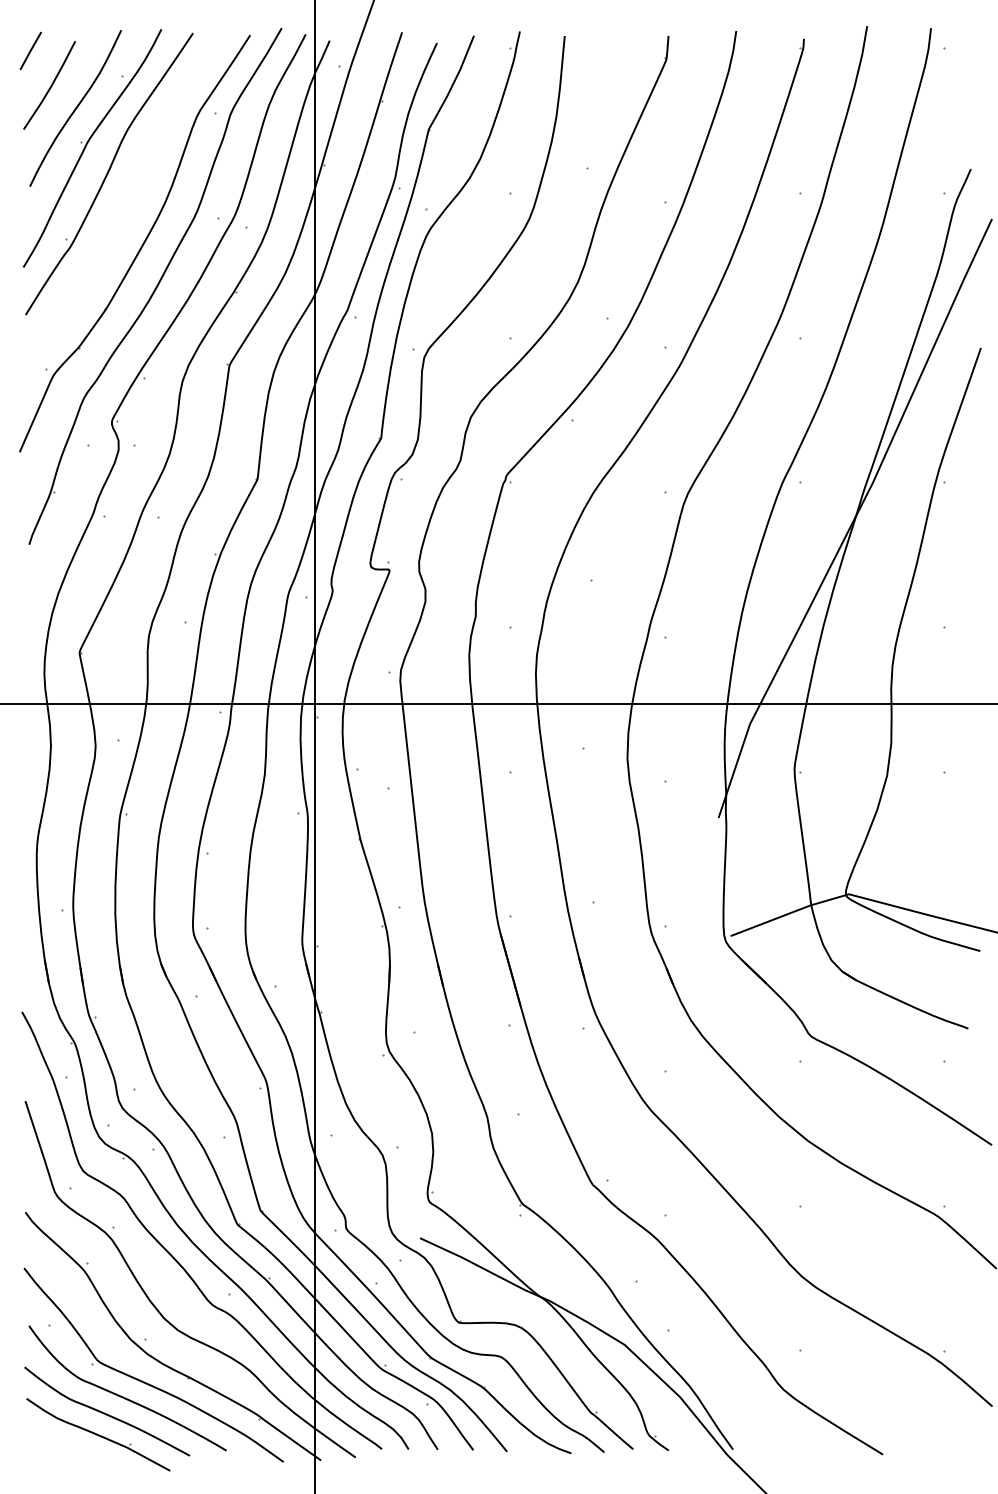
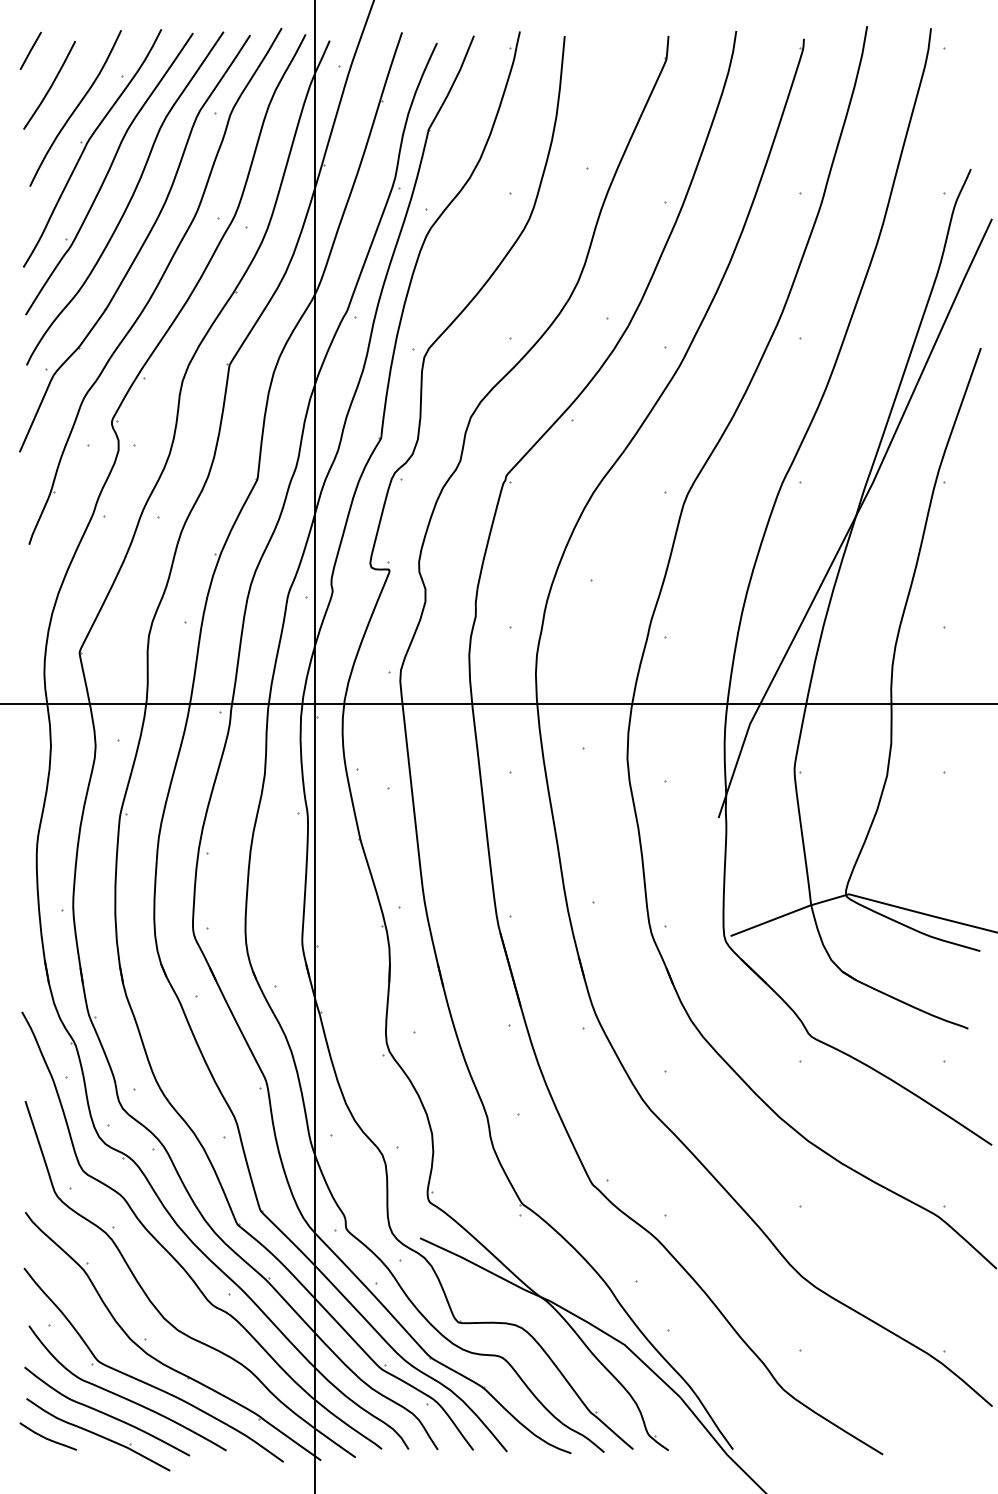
curve: none -> present (129, 199)
curve: none -> present (46, 1437)
